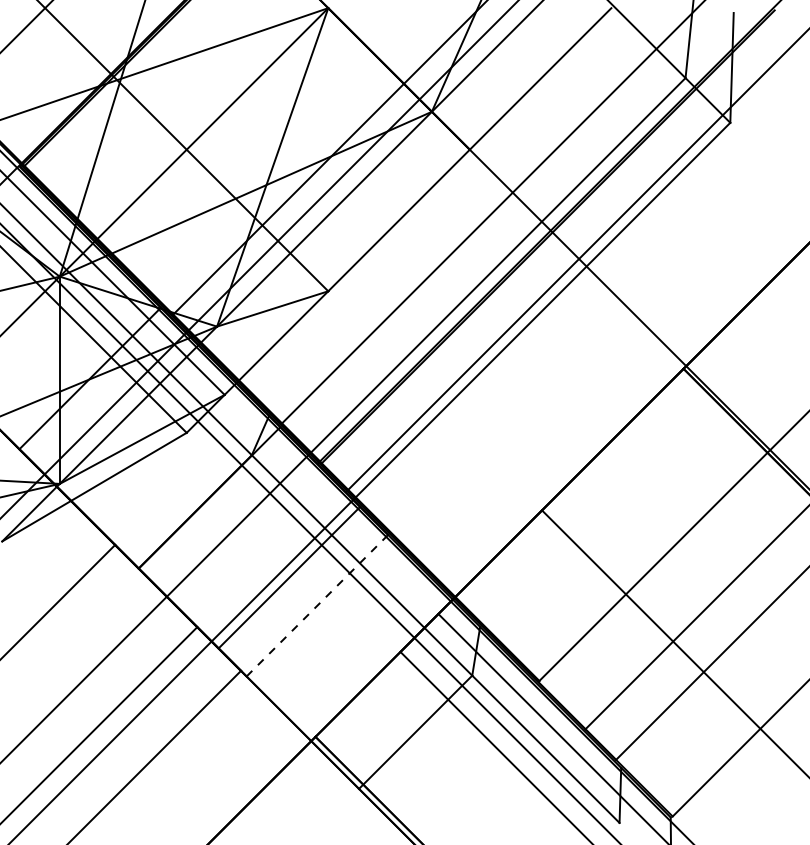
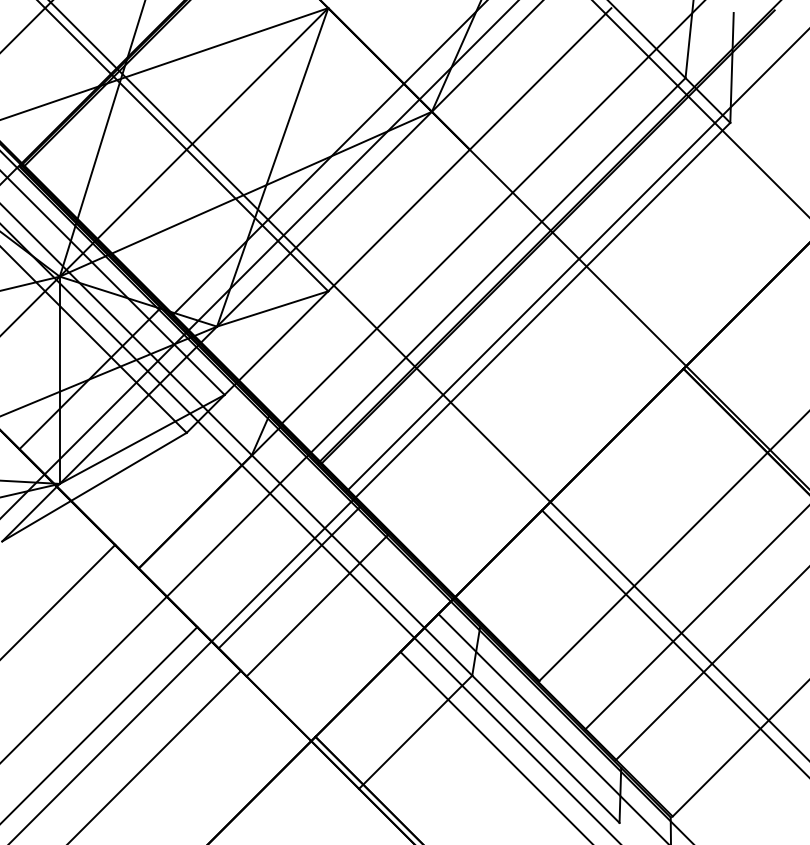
line: none -> present (700, 108)
line: none -> present (428, 380)
line: dashed -> solid (317, 606)
